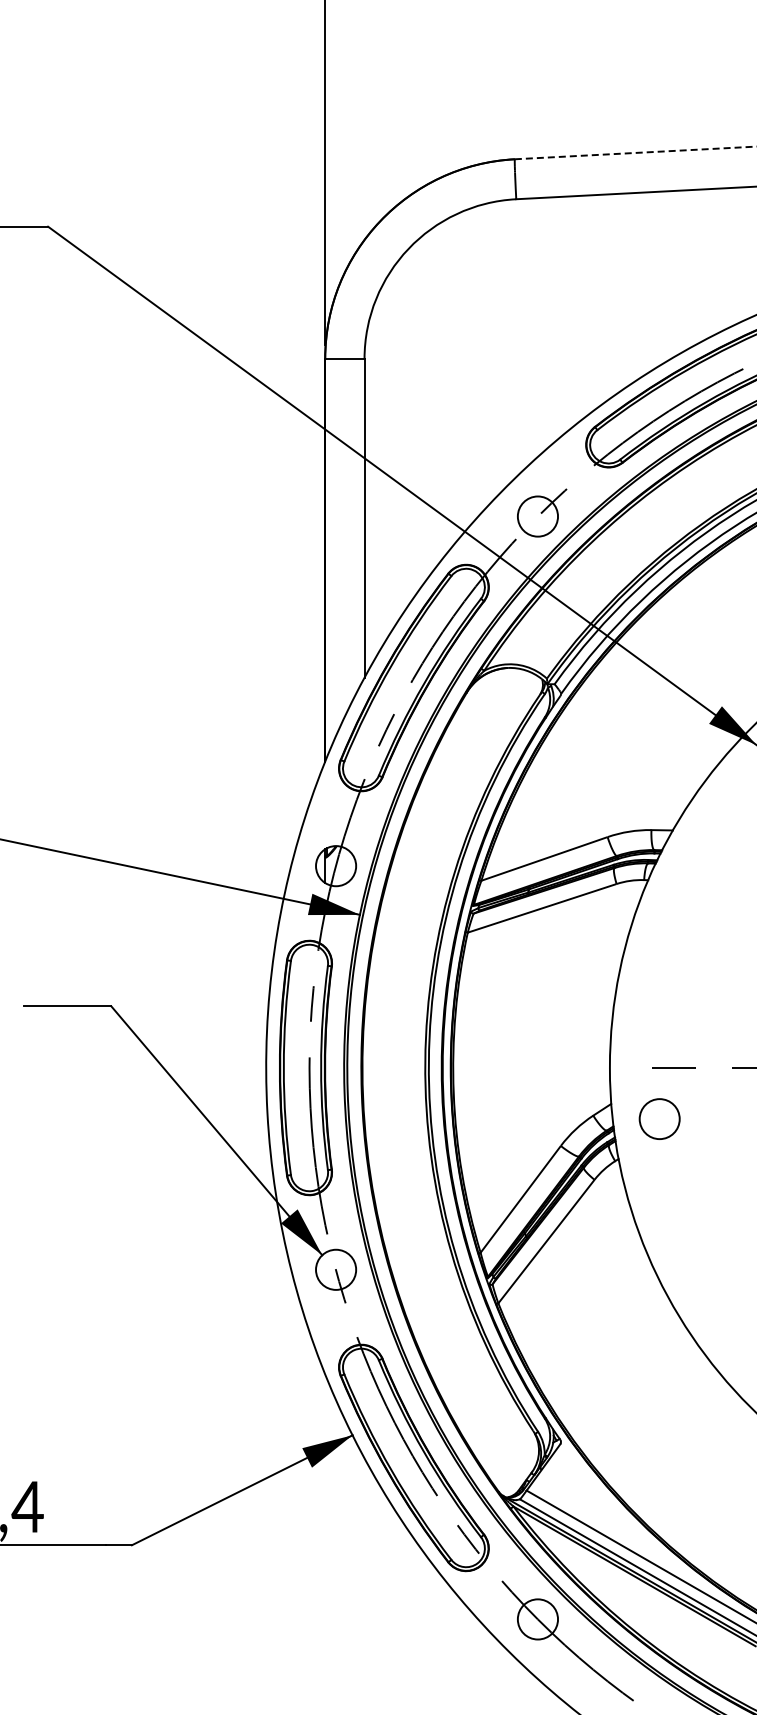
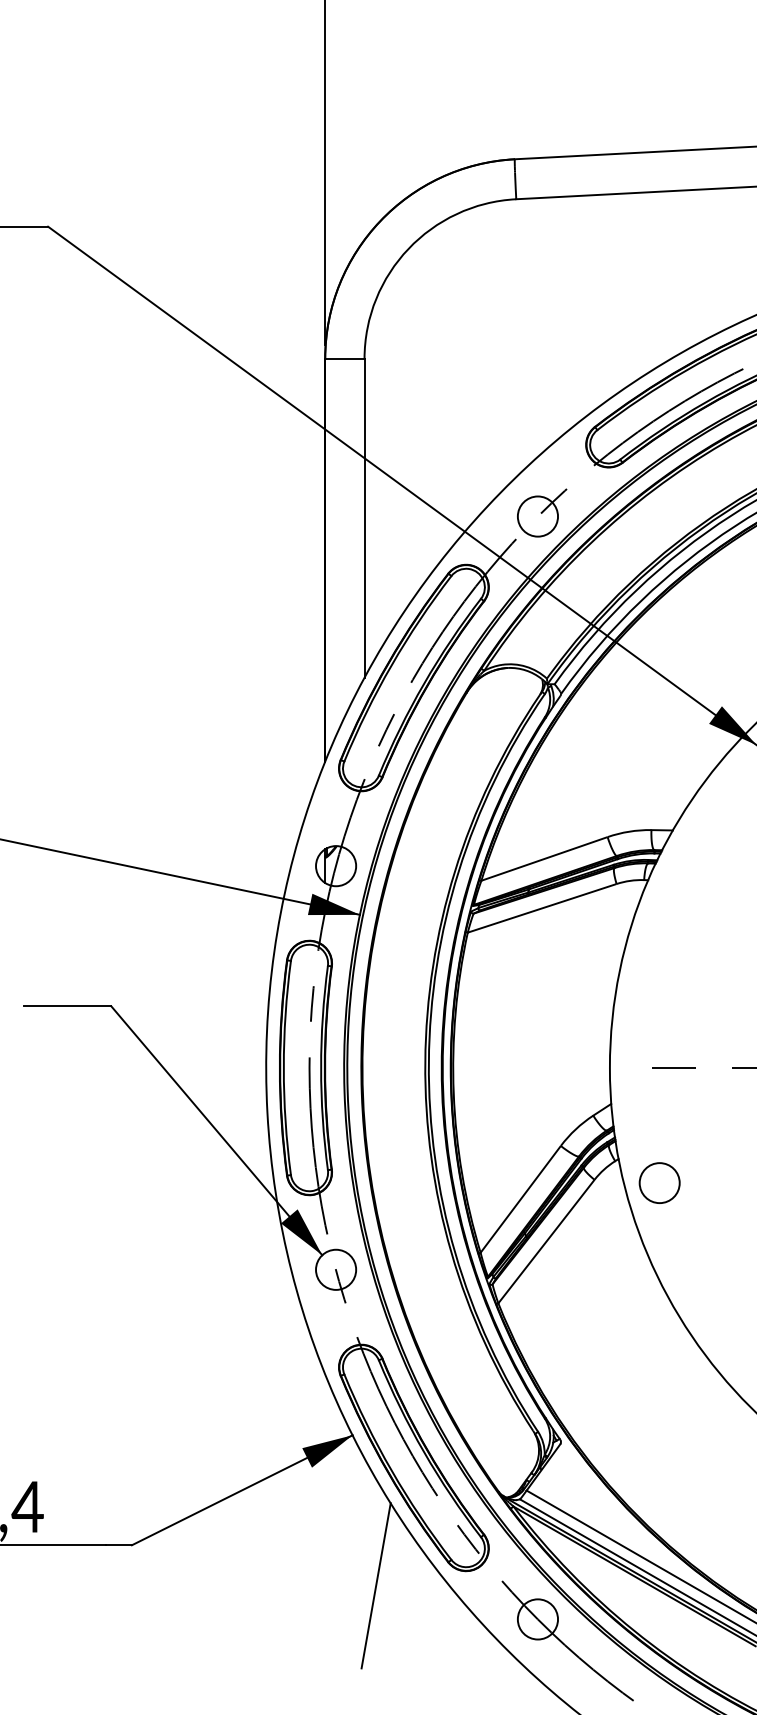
line: dashed -> solid (635, 152)
circle position: (659, 1118) -> (659, 1182) (659, 1182)
line: none -> present (375, 1585)
